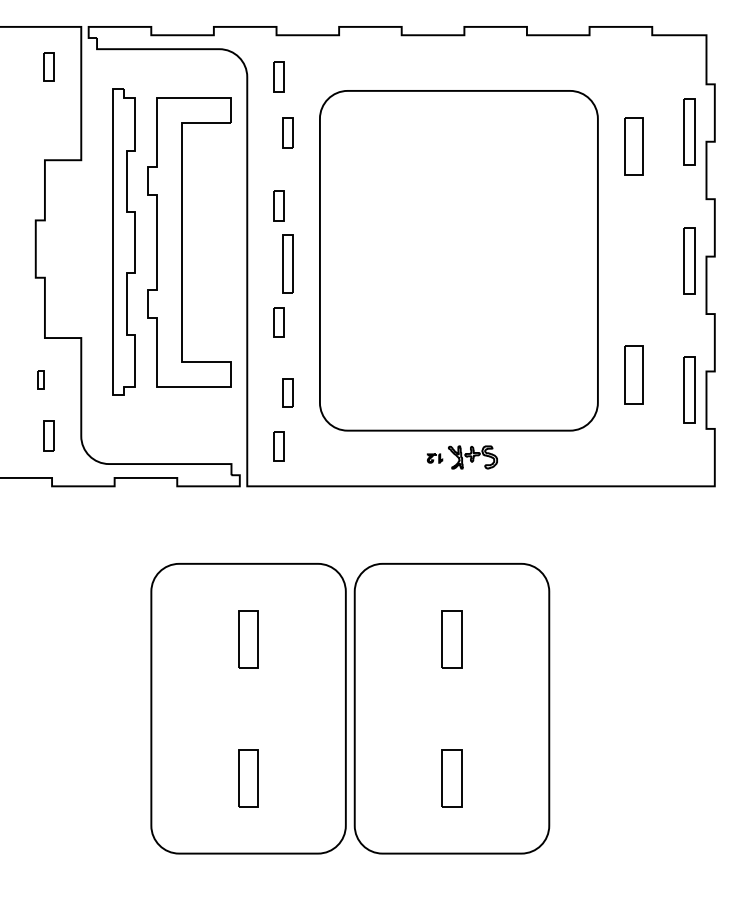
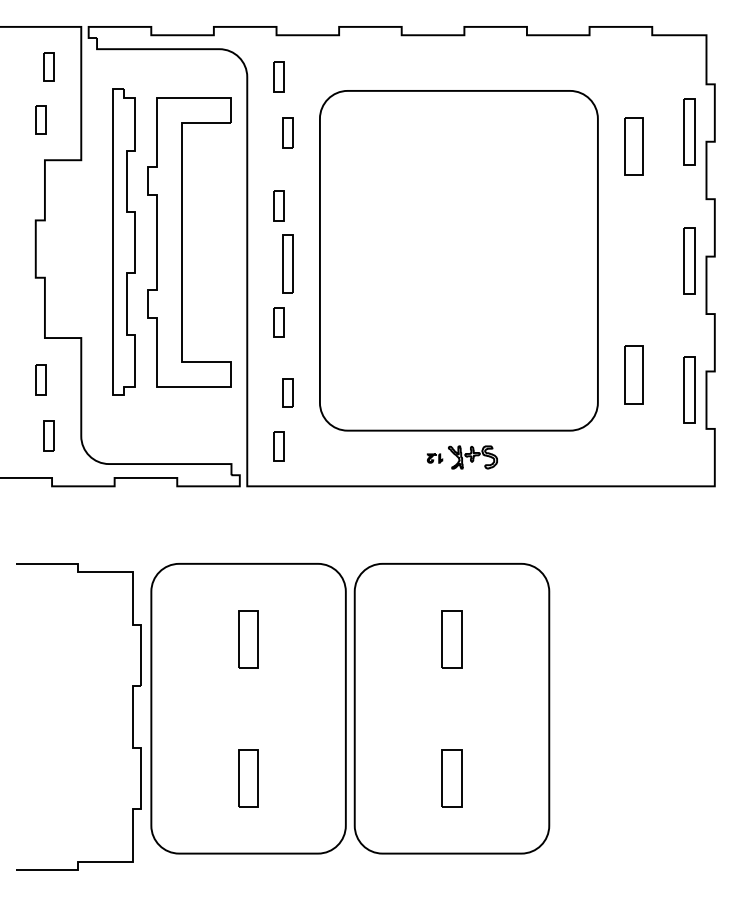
part: none -> present (40, 119)
part size: 8x20 px -> 12x32 px (40, 379)
part: none -> present (132, 716)
